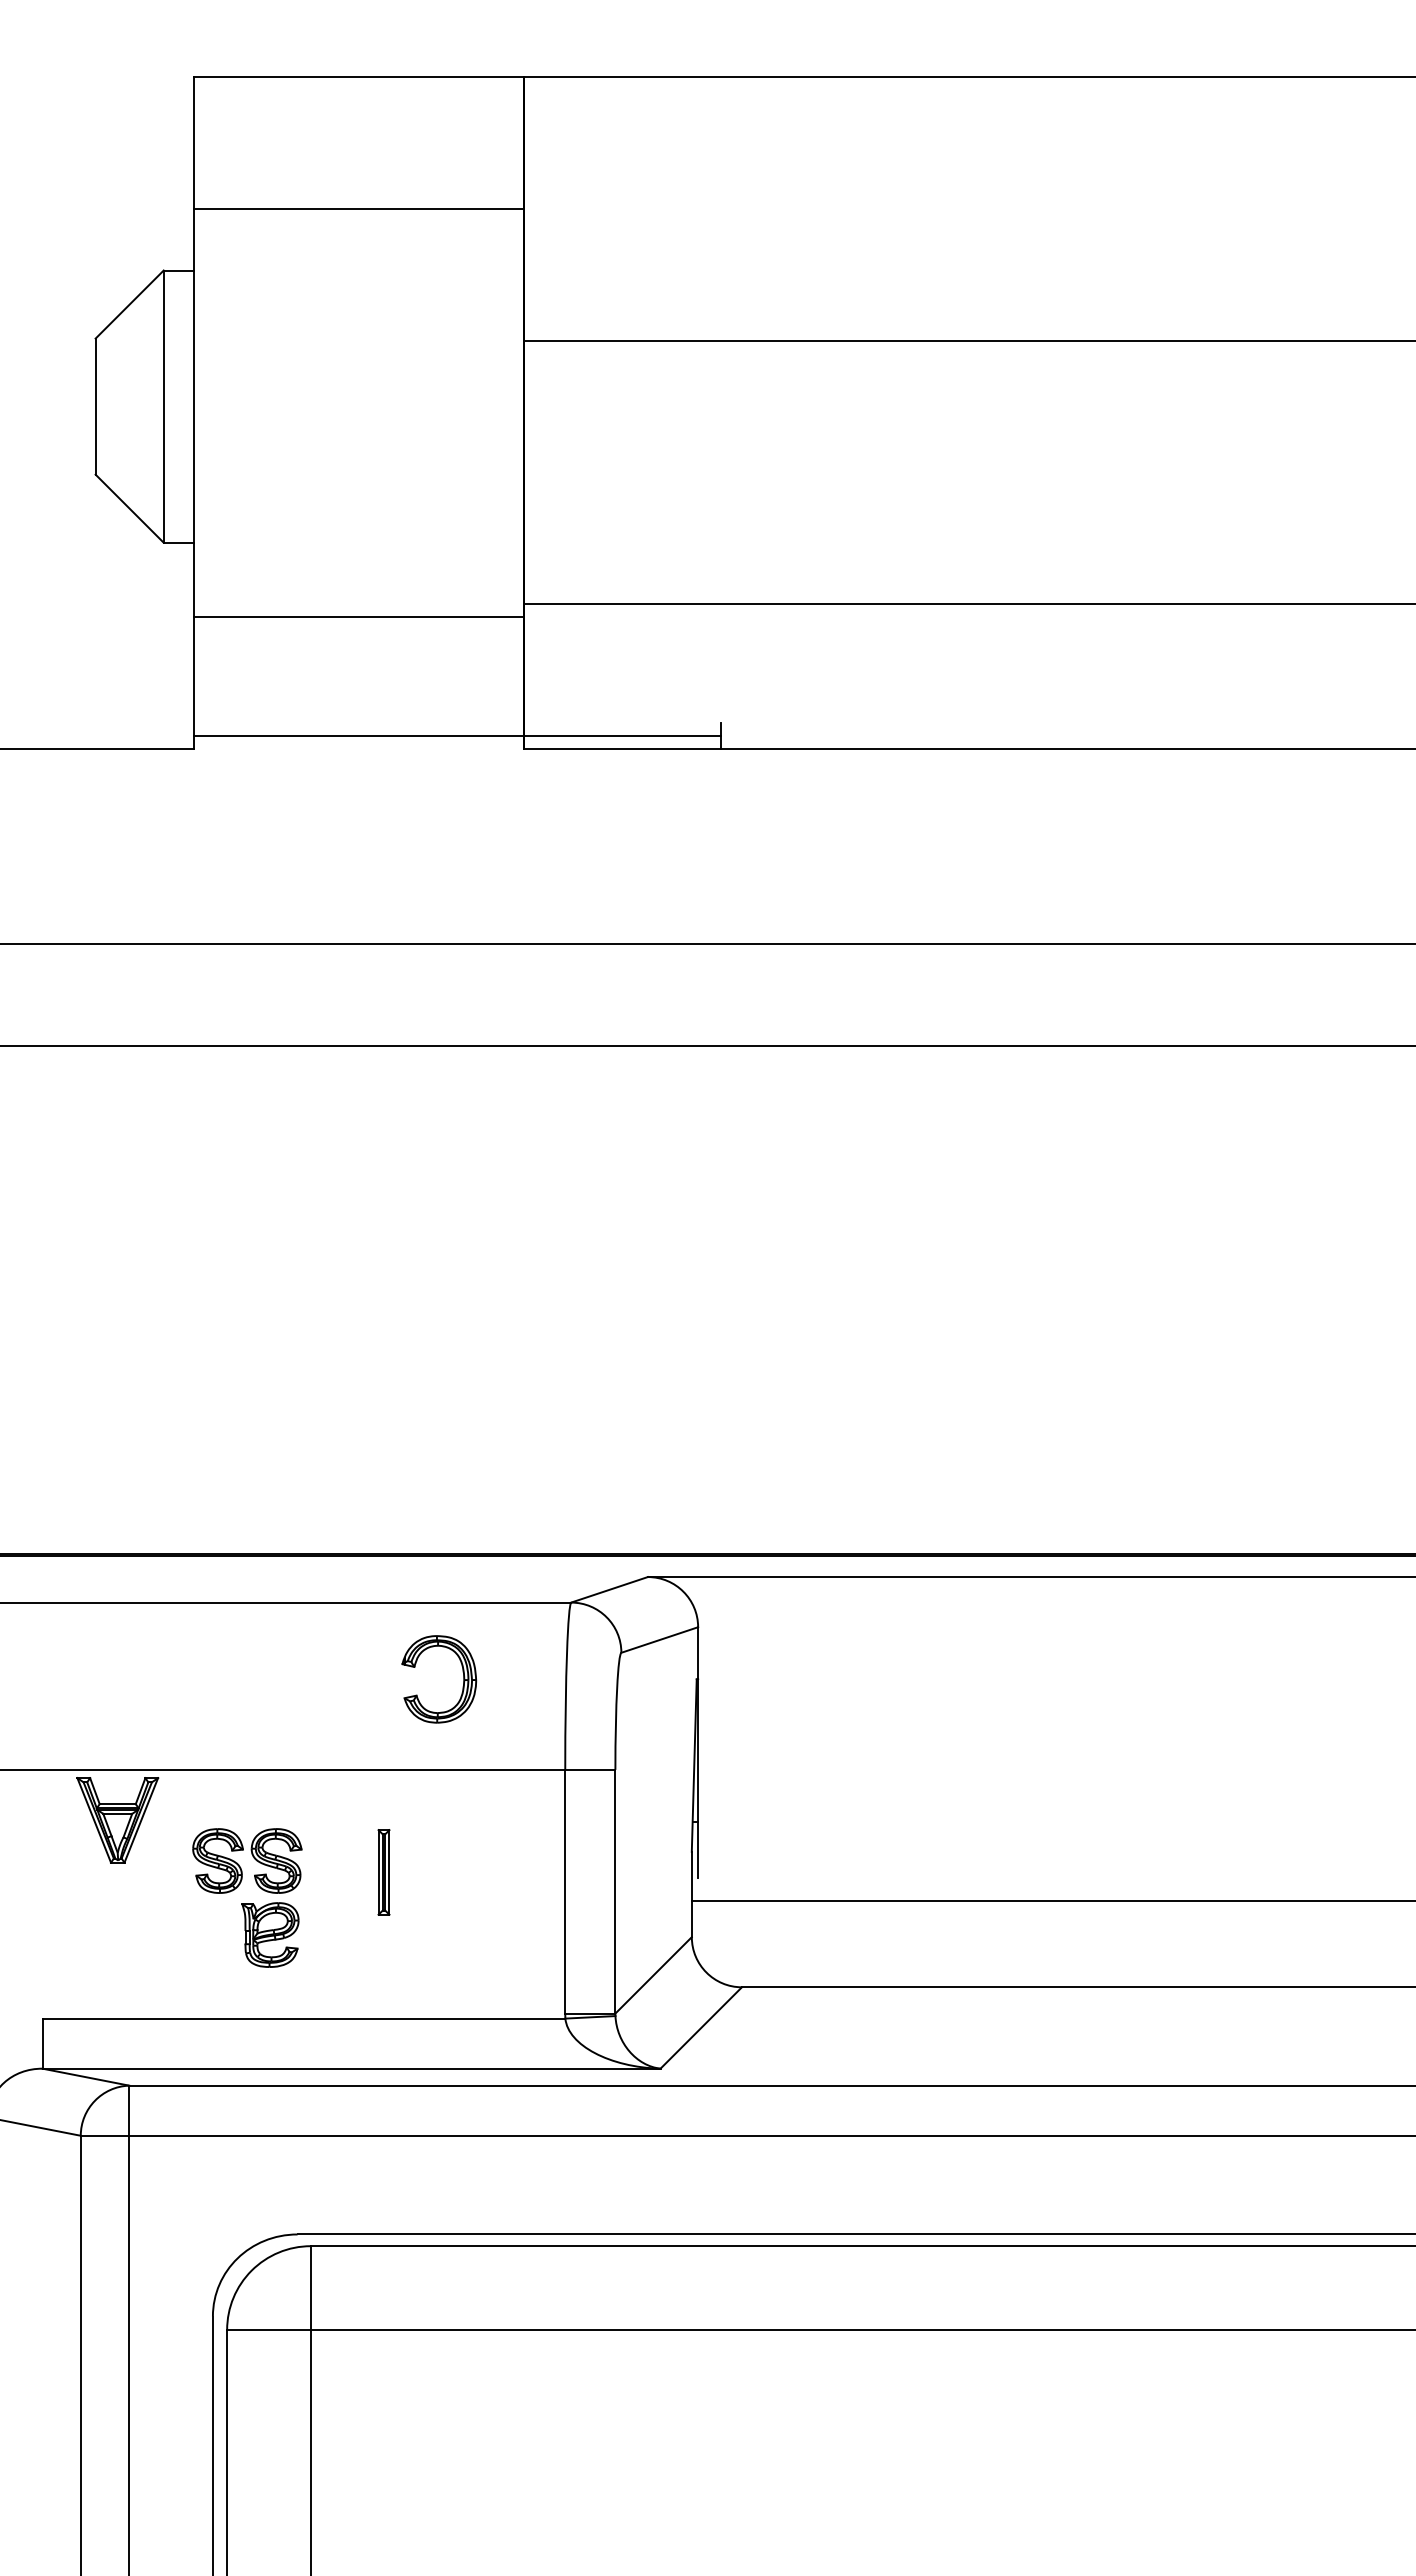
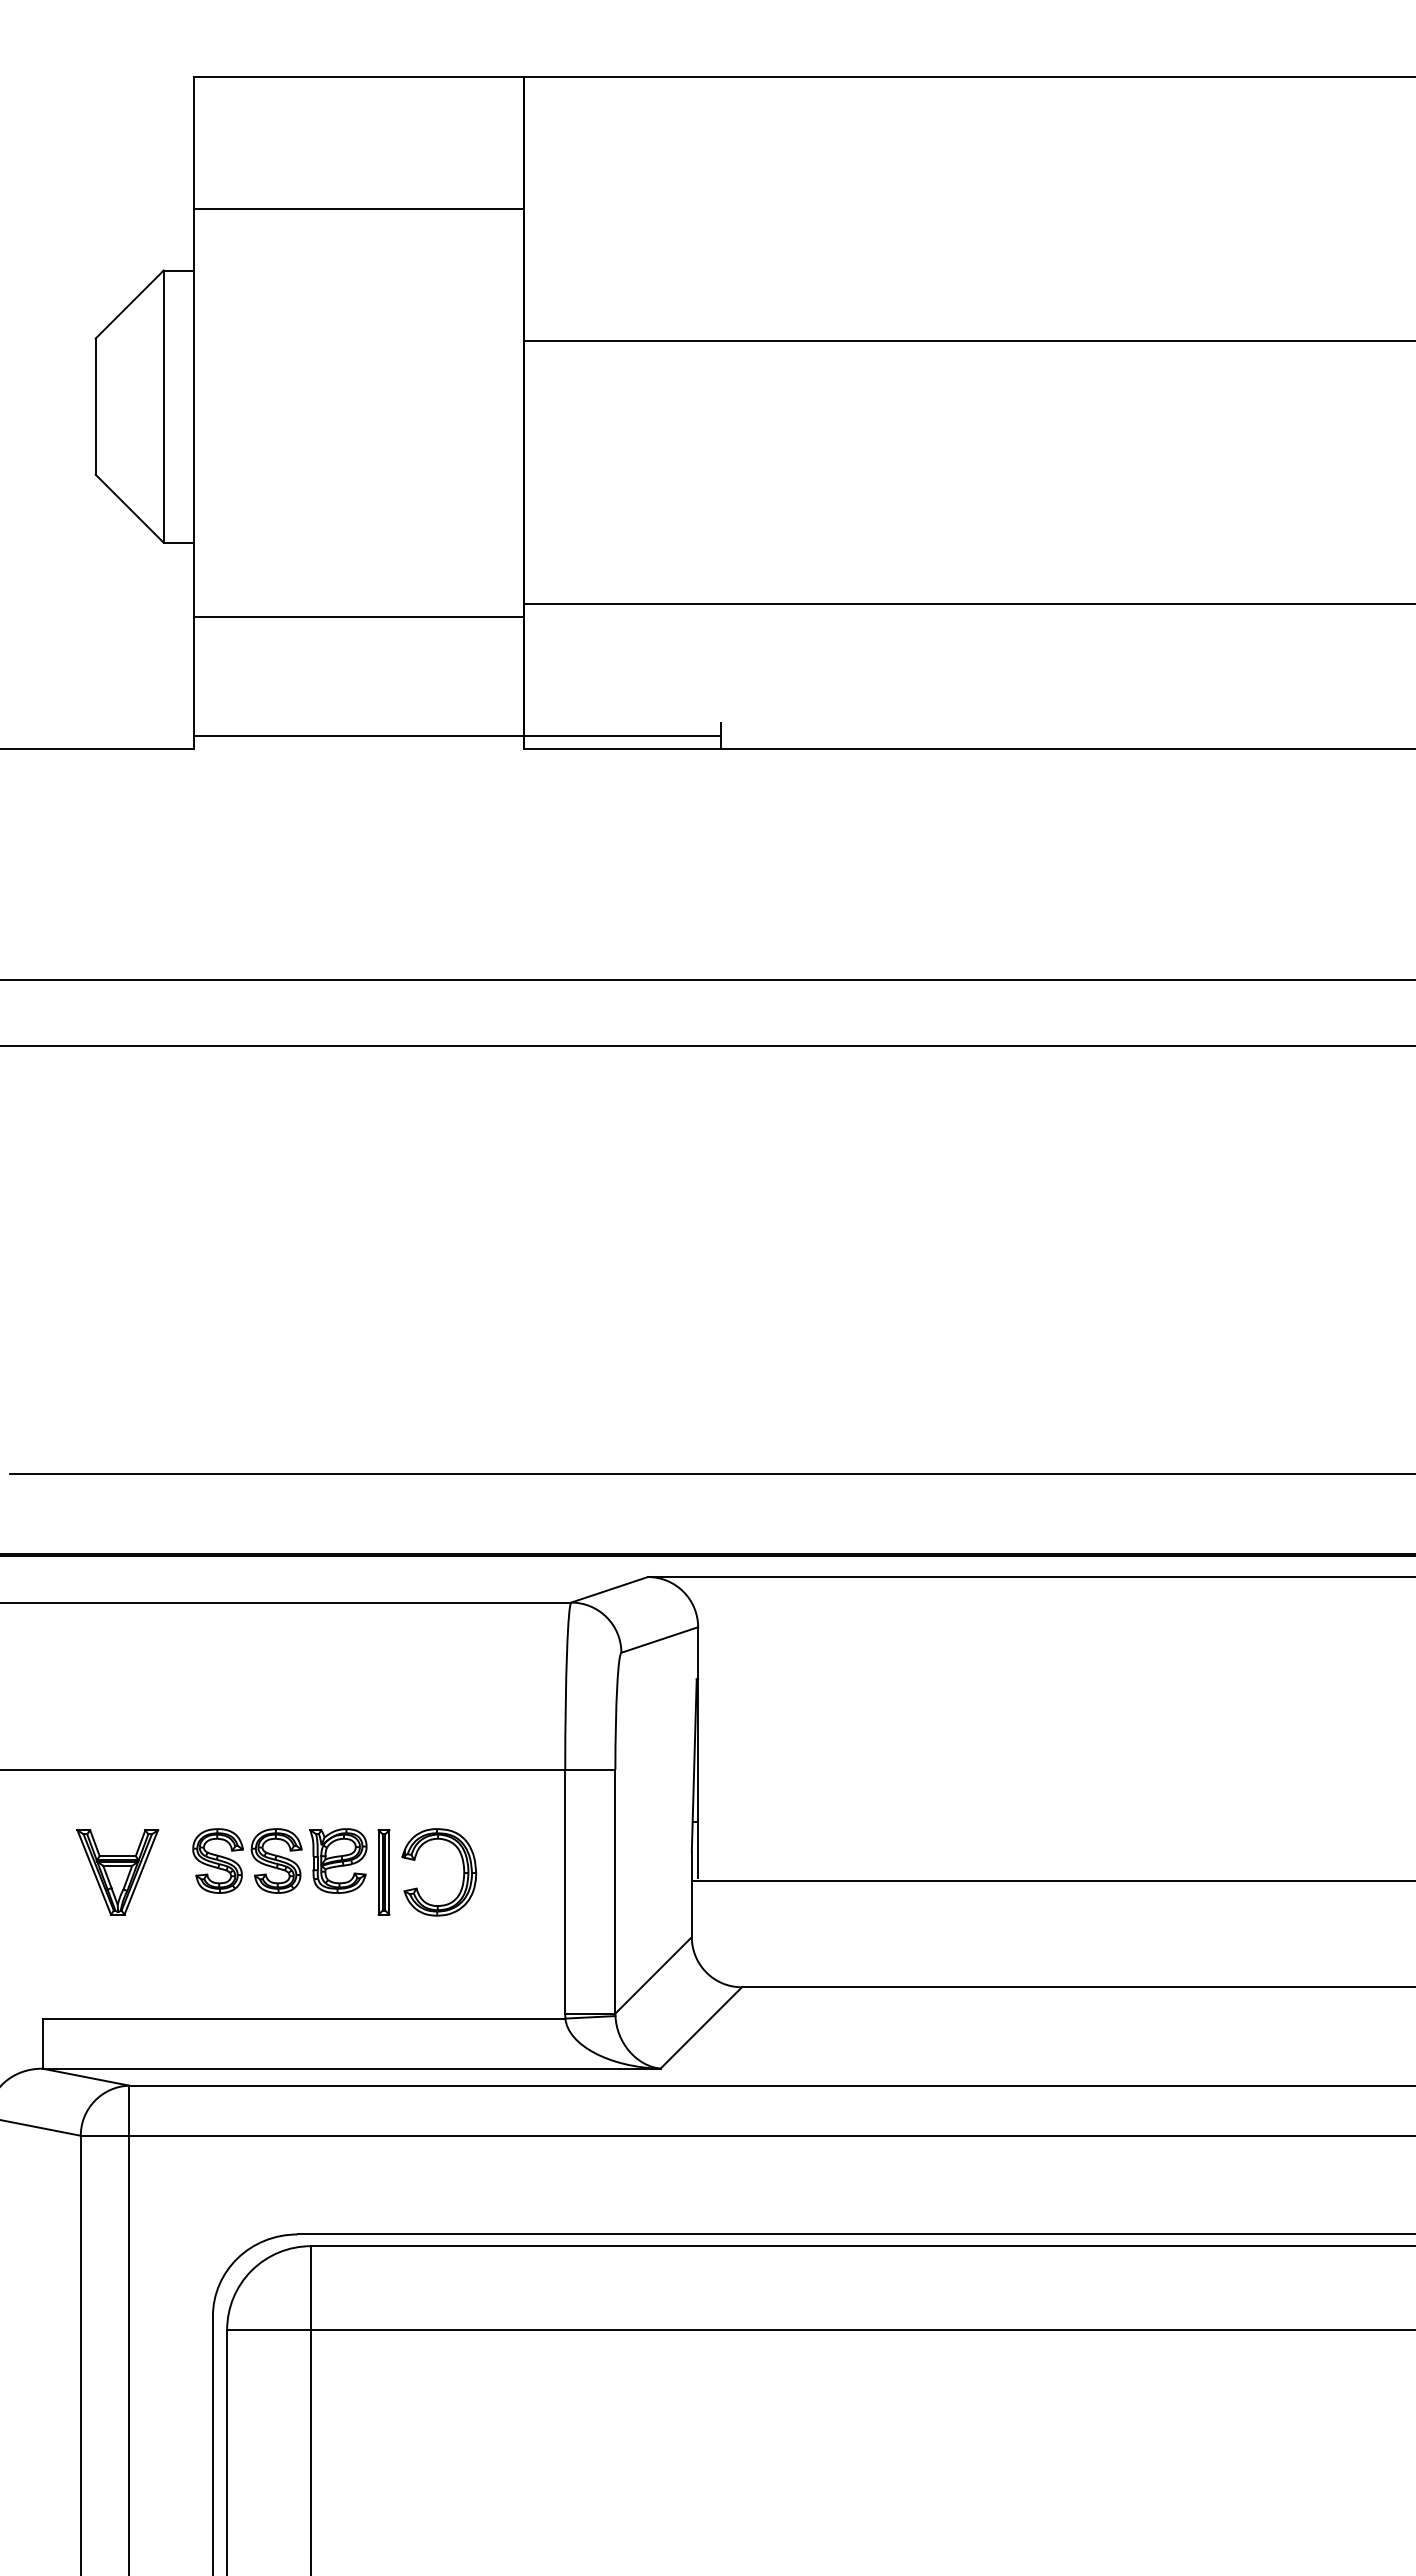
line position: (707, 943) -> (707, 979) (707, 979)
line: none -> present (710, 1473)
part position: (463, 1679) -> (463, 1872) (463, 1872)
part position: (117, 1820) -> (117, 1872) (117, 1872)
line position: (1051, 1900) -> (1051, 1880) (1051, 1880)
part position: (270, 1934) -> (338, 1860) (338, 1860)
